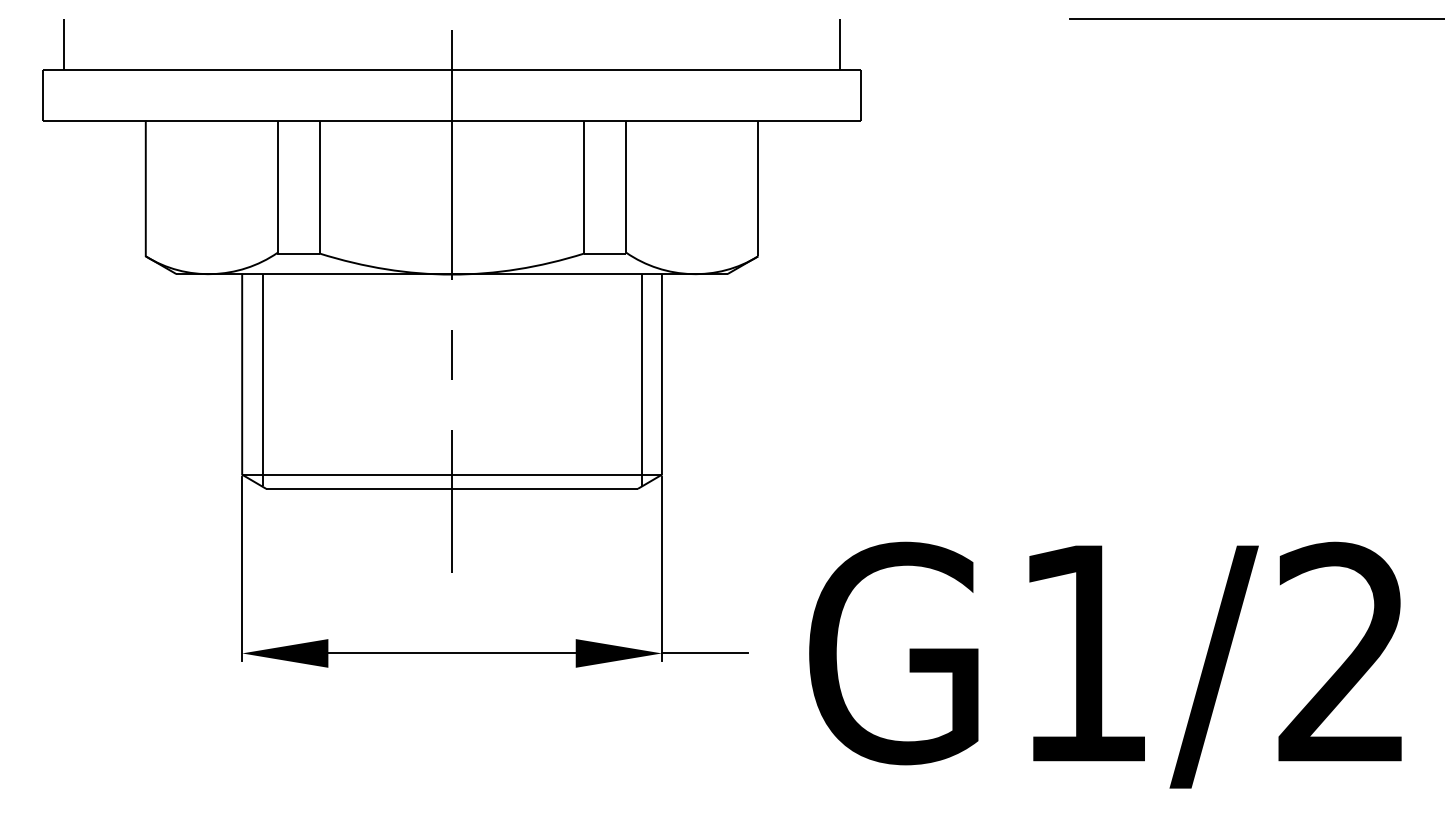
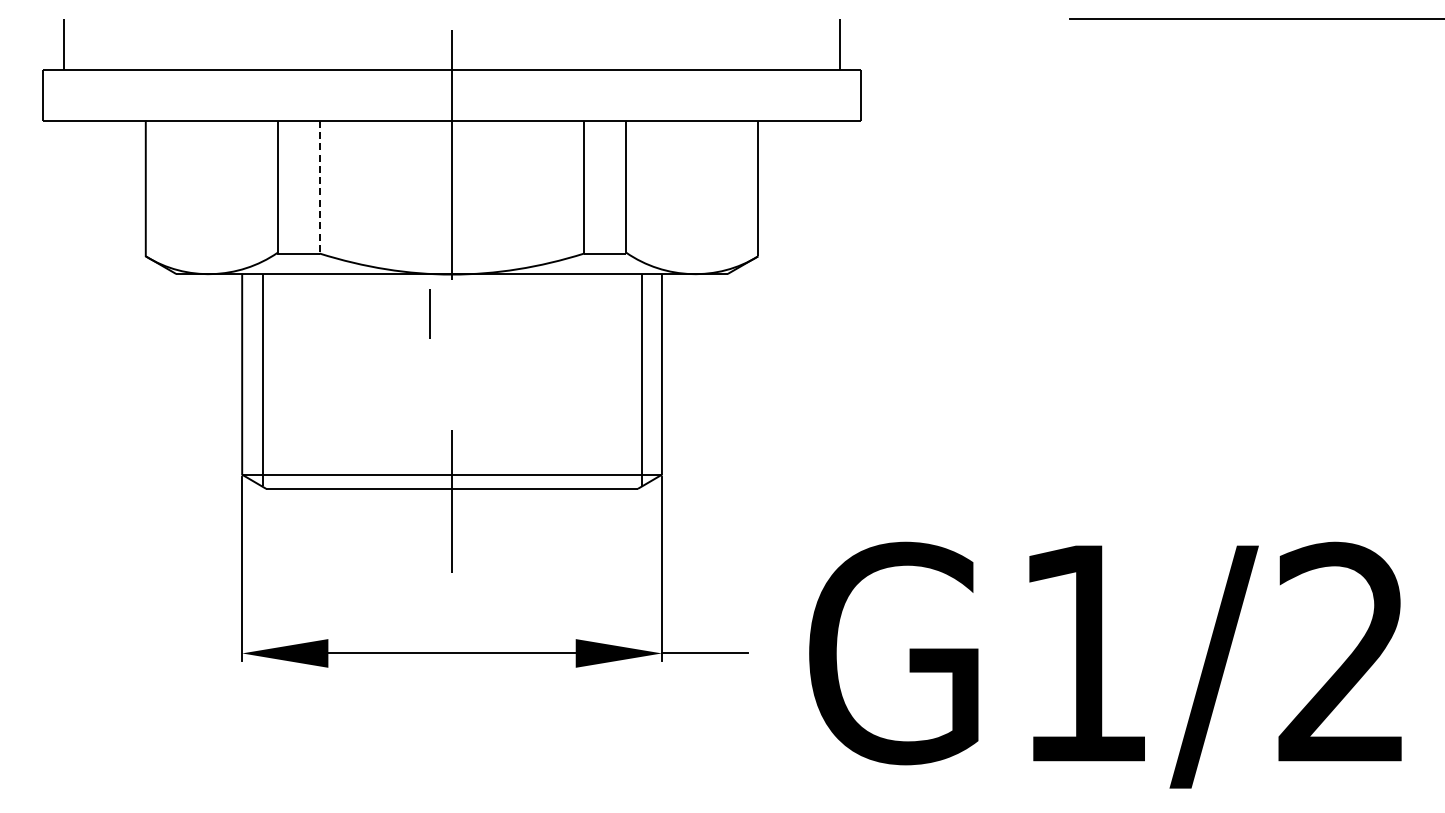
line: solid -> dashed (319, 187)
line position: (451, 354) -> (429, 313) (429, 313)
